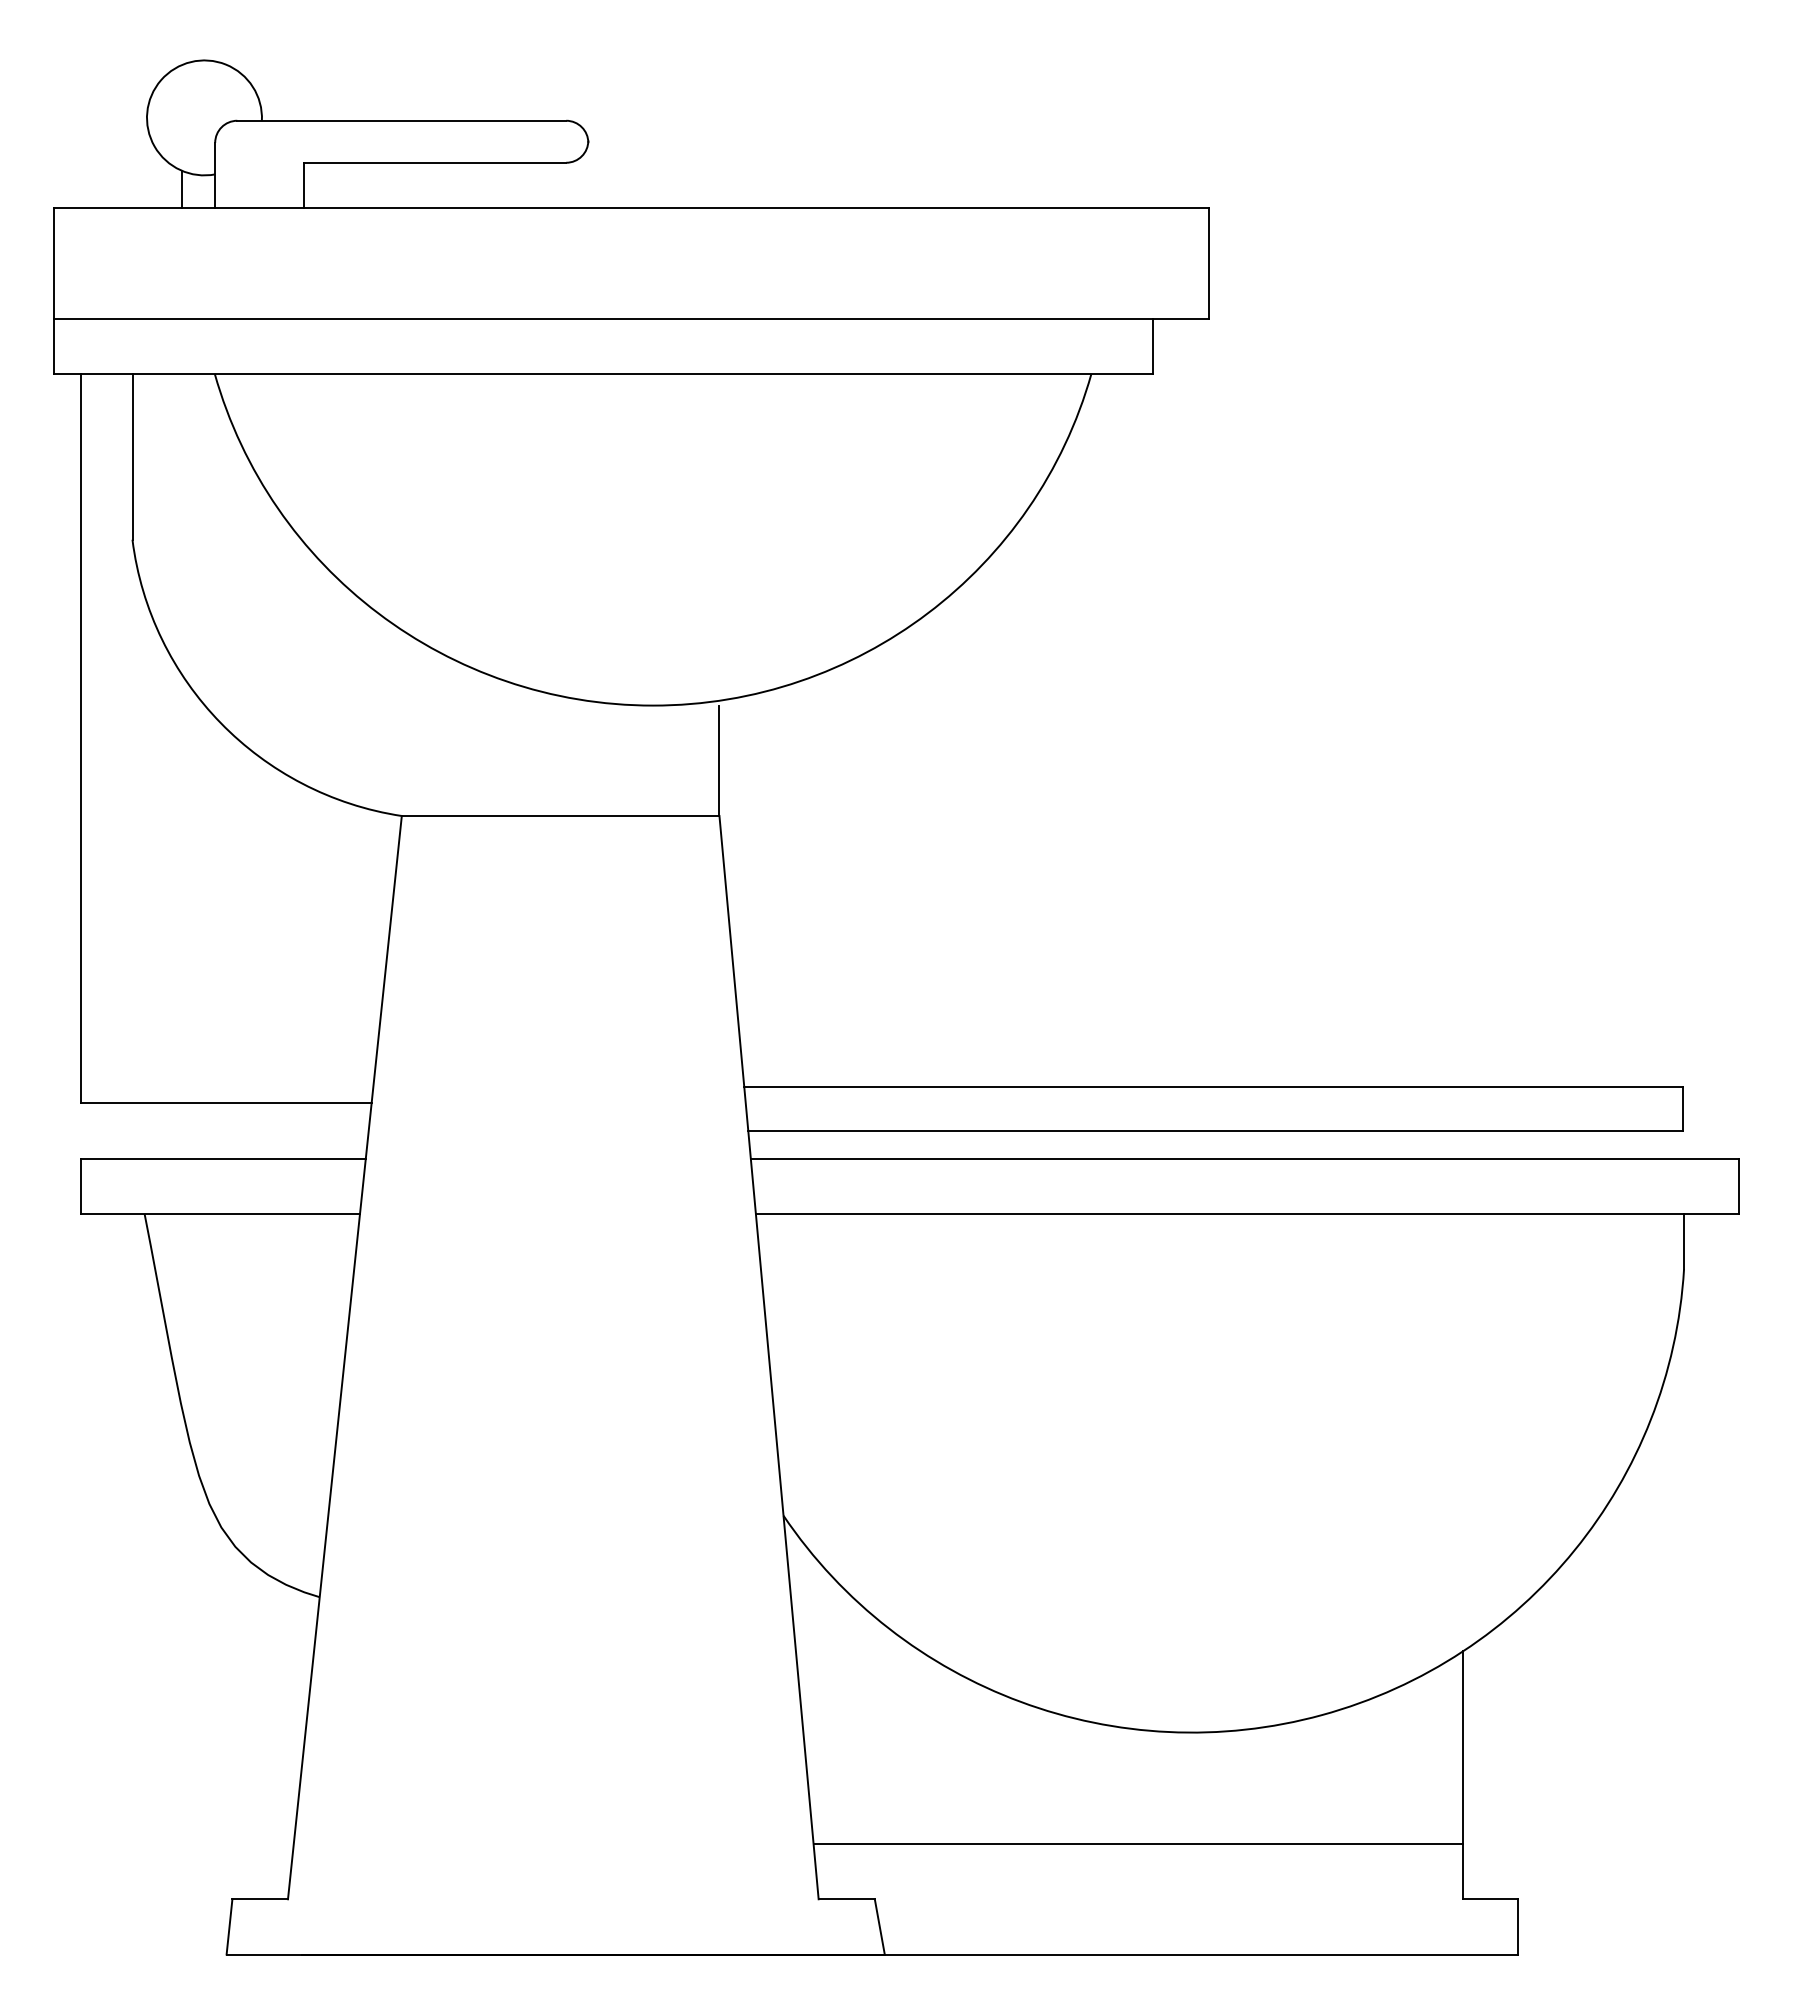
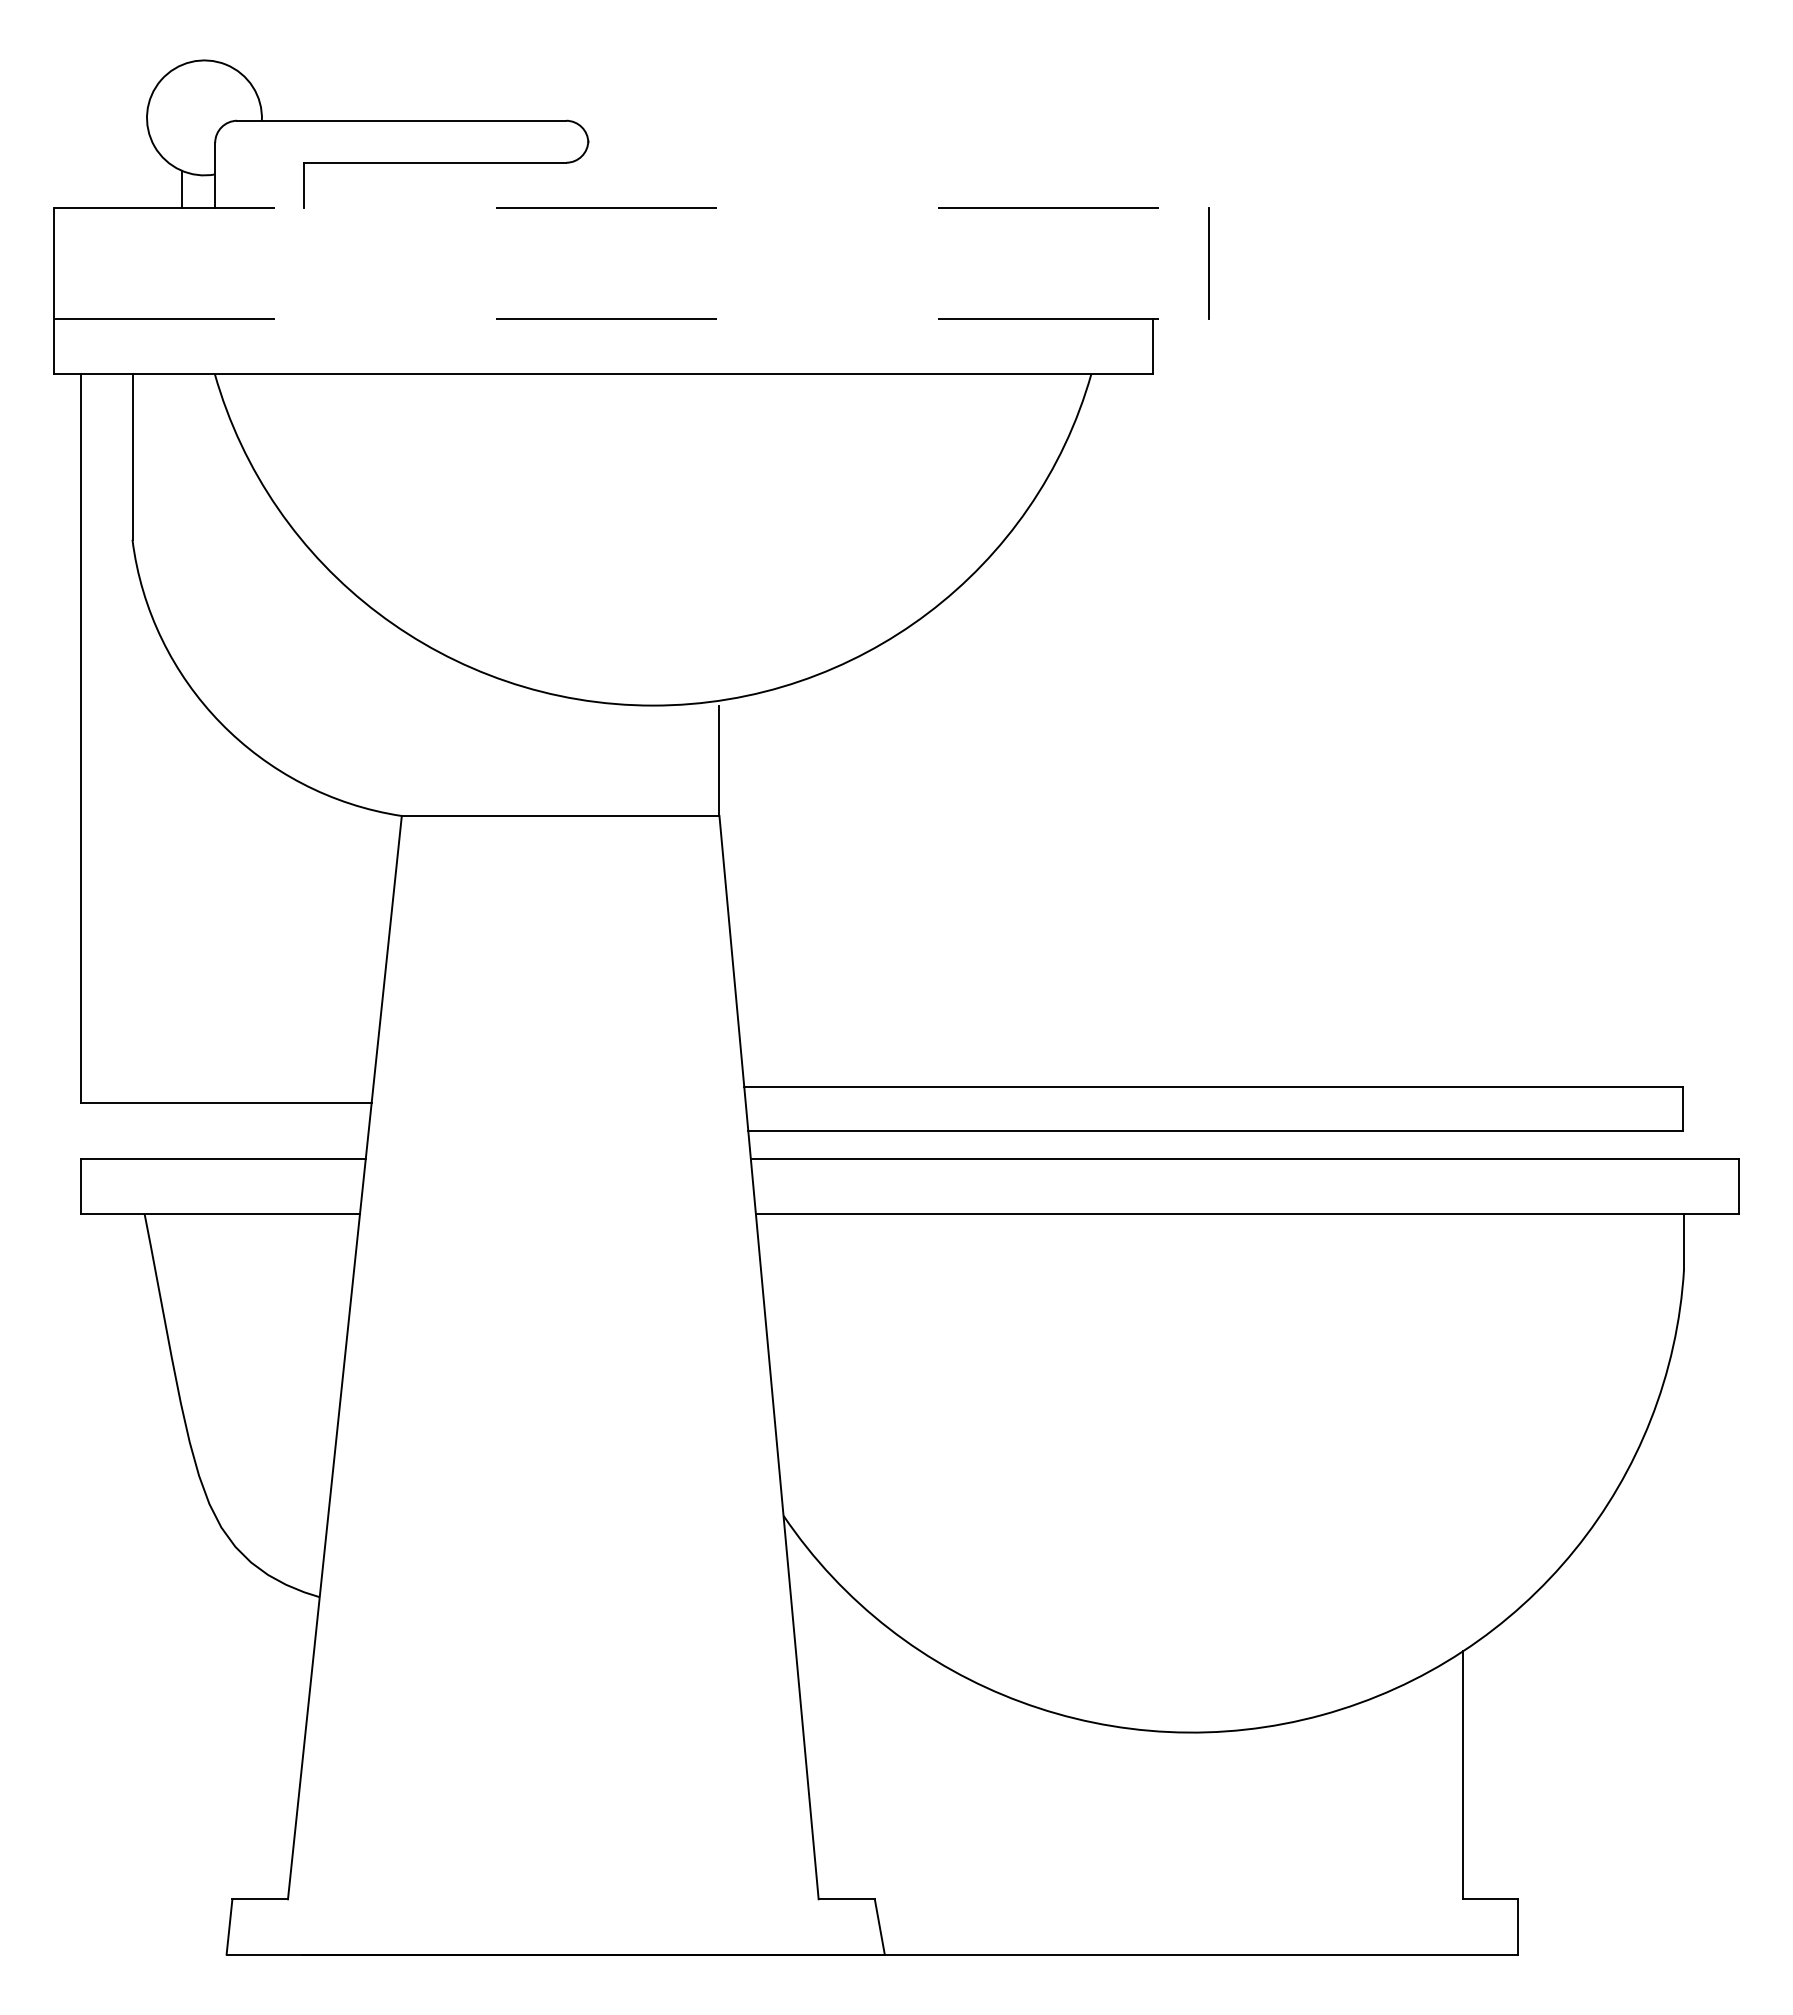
line: solid -> dashed (631, 208)
line: solid -> dashed (631, 318)
line: present -> none (1137, 1844)
